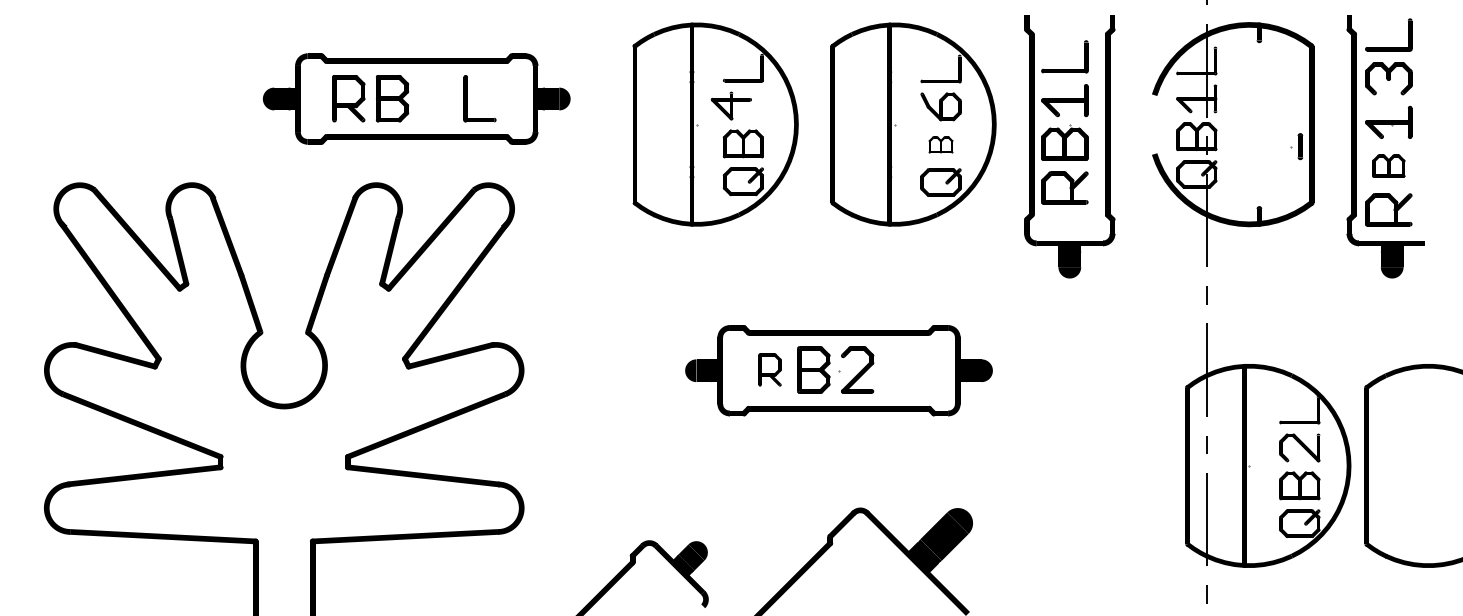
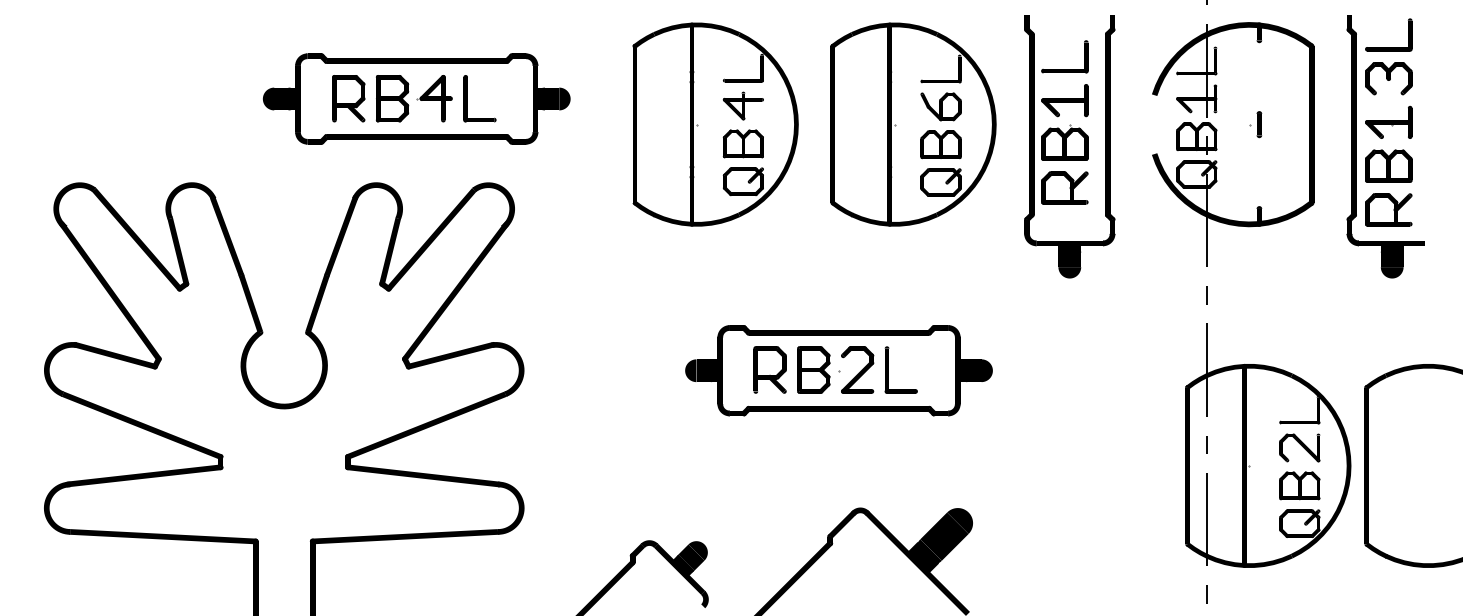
part: none -> present (434, 98)
part position: (730, 105) -> (742, 105) (742, 105)
part size: 26x18 px -> 42x30 px (940, 144)
part position: (1296, 146) -> (1255, 124) (1255, 124)
part size: 34x24 px -> 48x34 px (1388, 165)
part size: 24x34 px -> 34x48 px (769, 369)
part: none -> present (888, 369)
